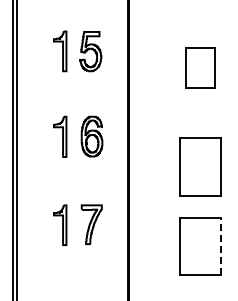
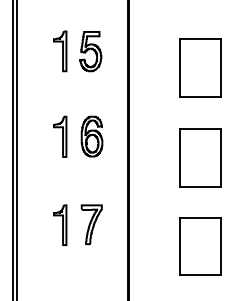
part size: 31x42 px -> 43x60 px (200, 67)
part position: (200, 166) -> (200, 157) (200, 157)
line: dashed -> solid (220, 246)
